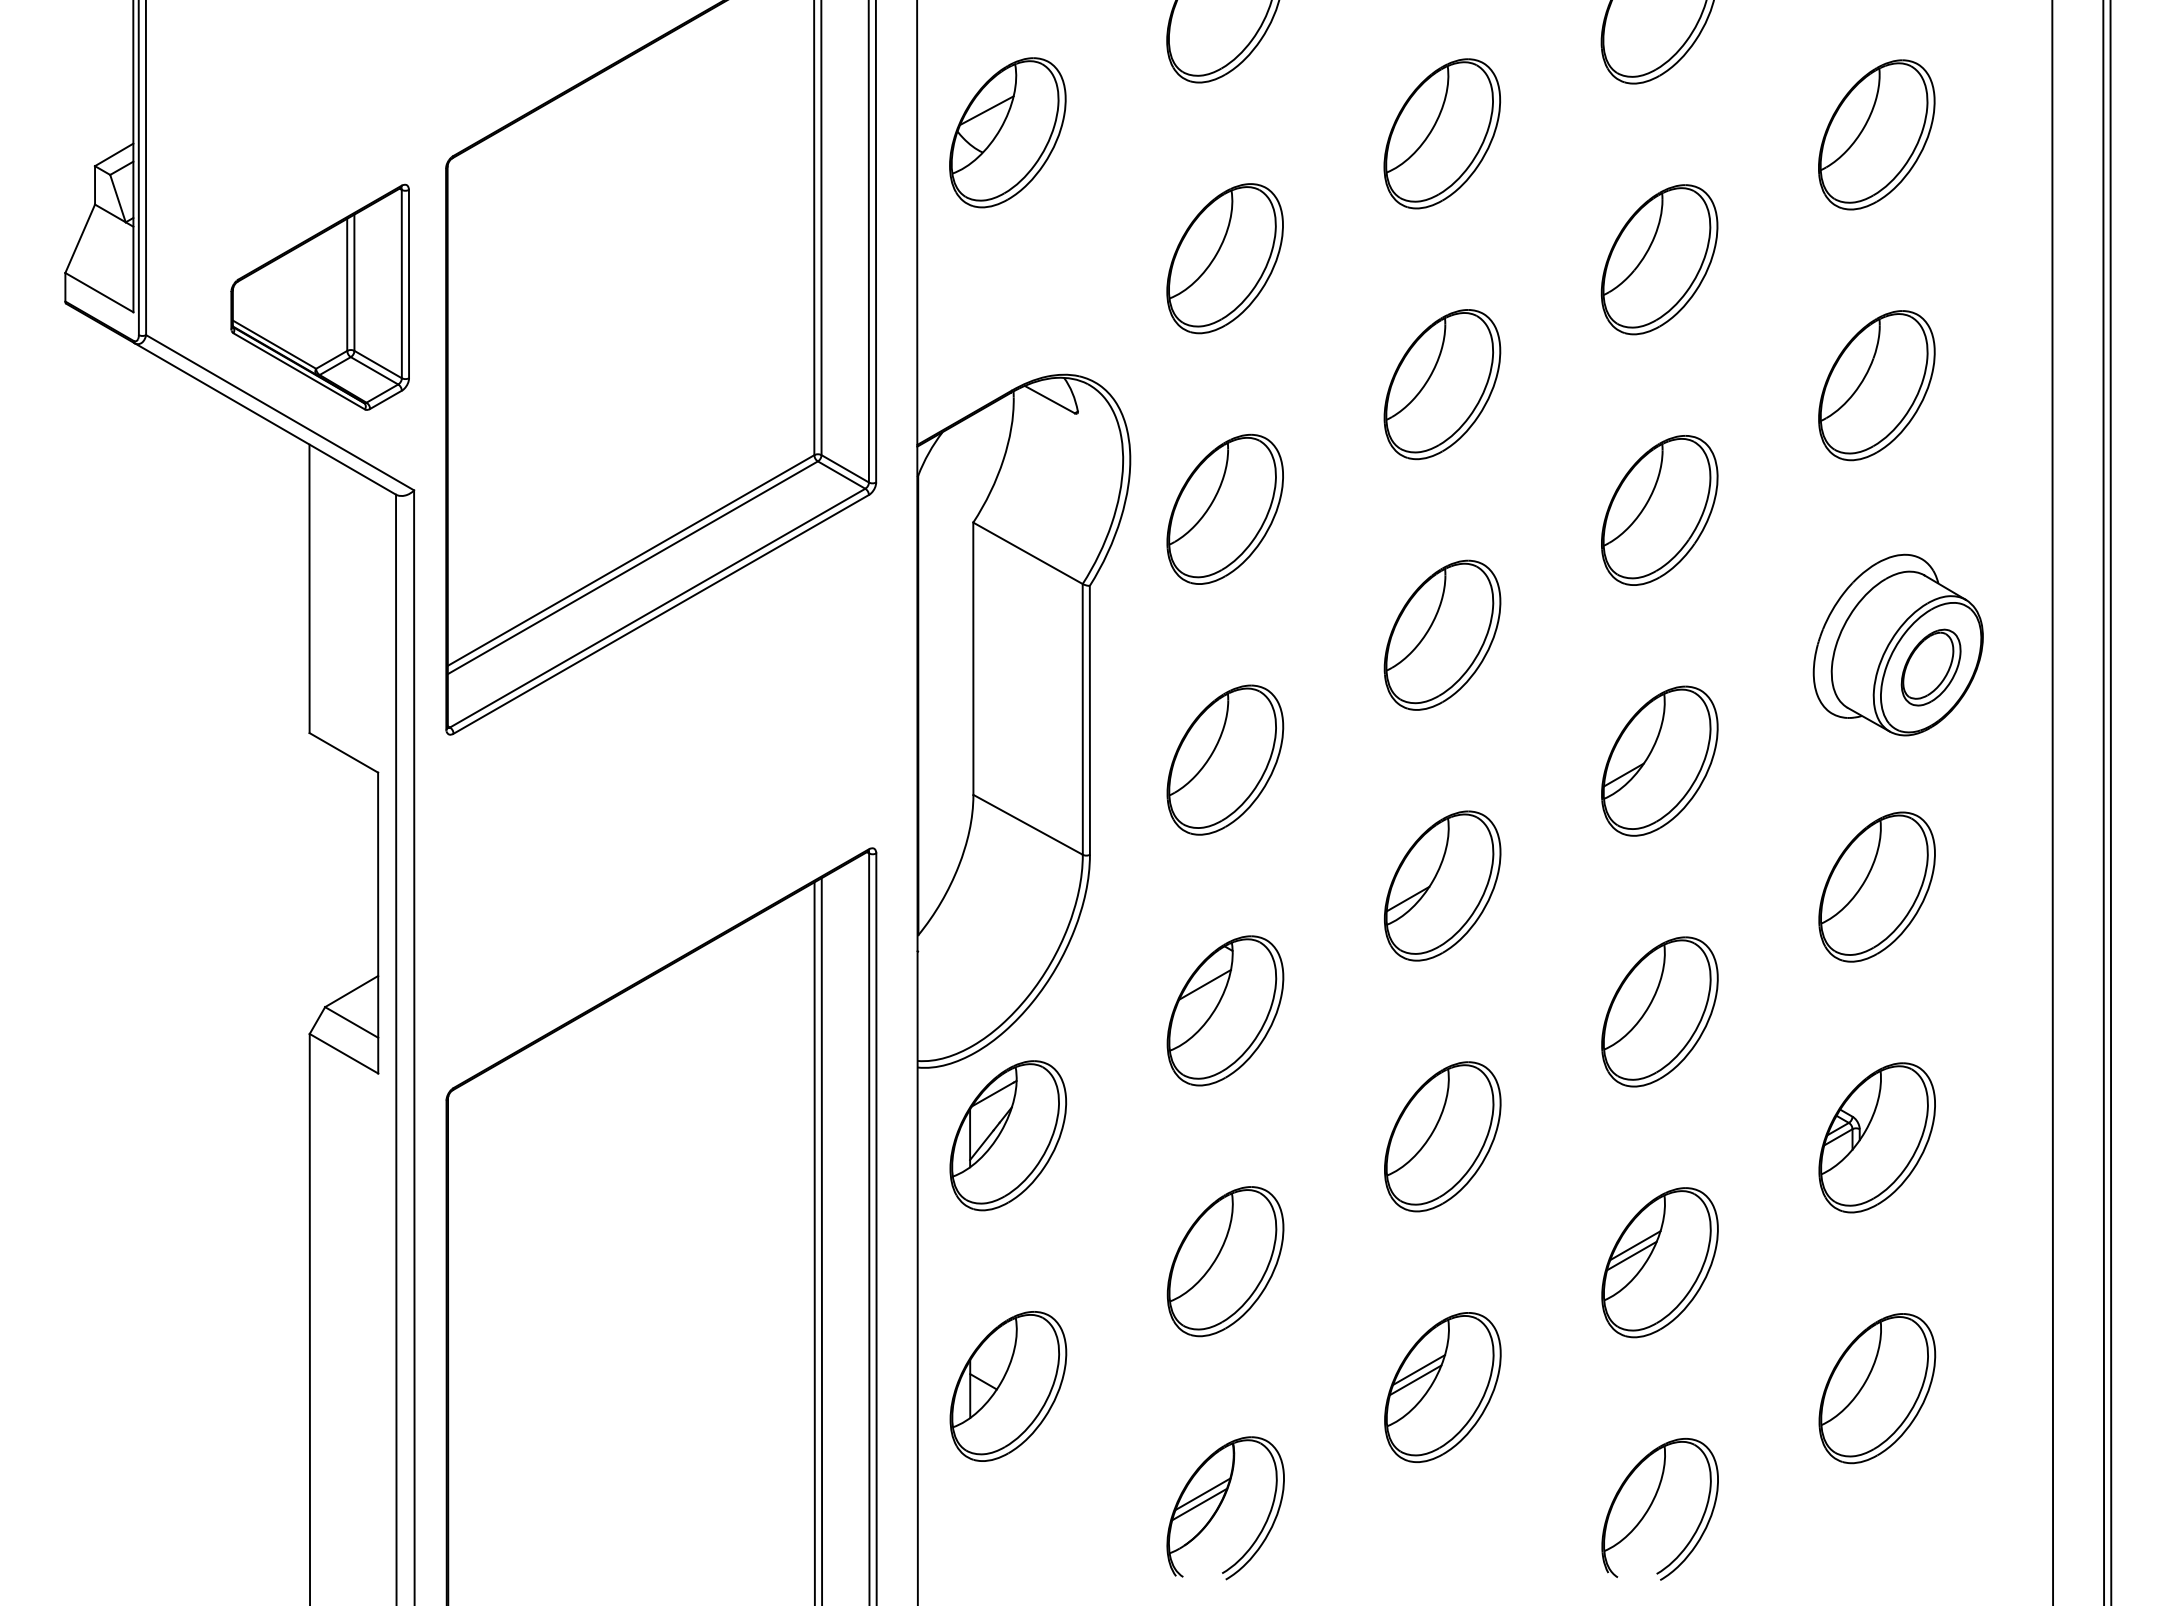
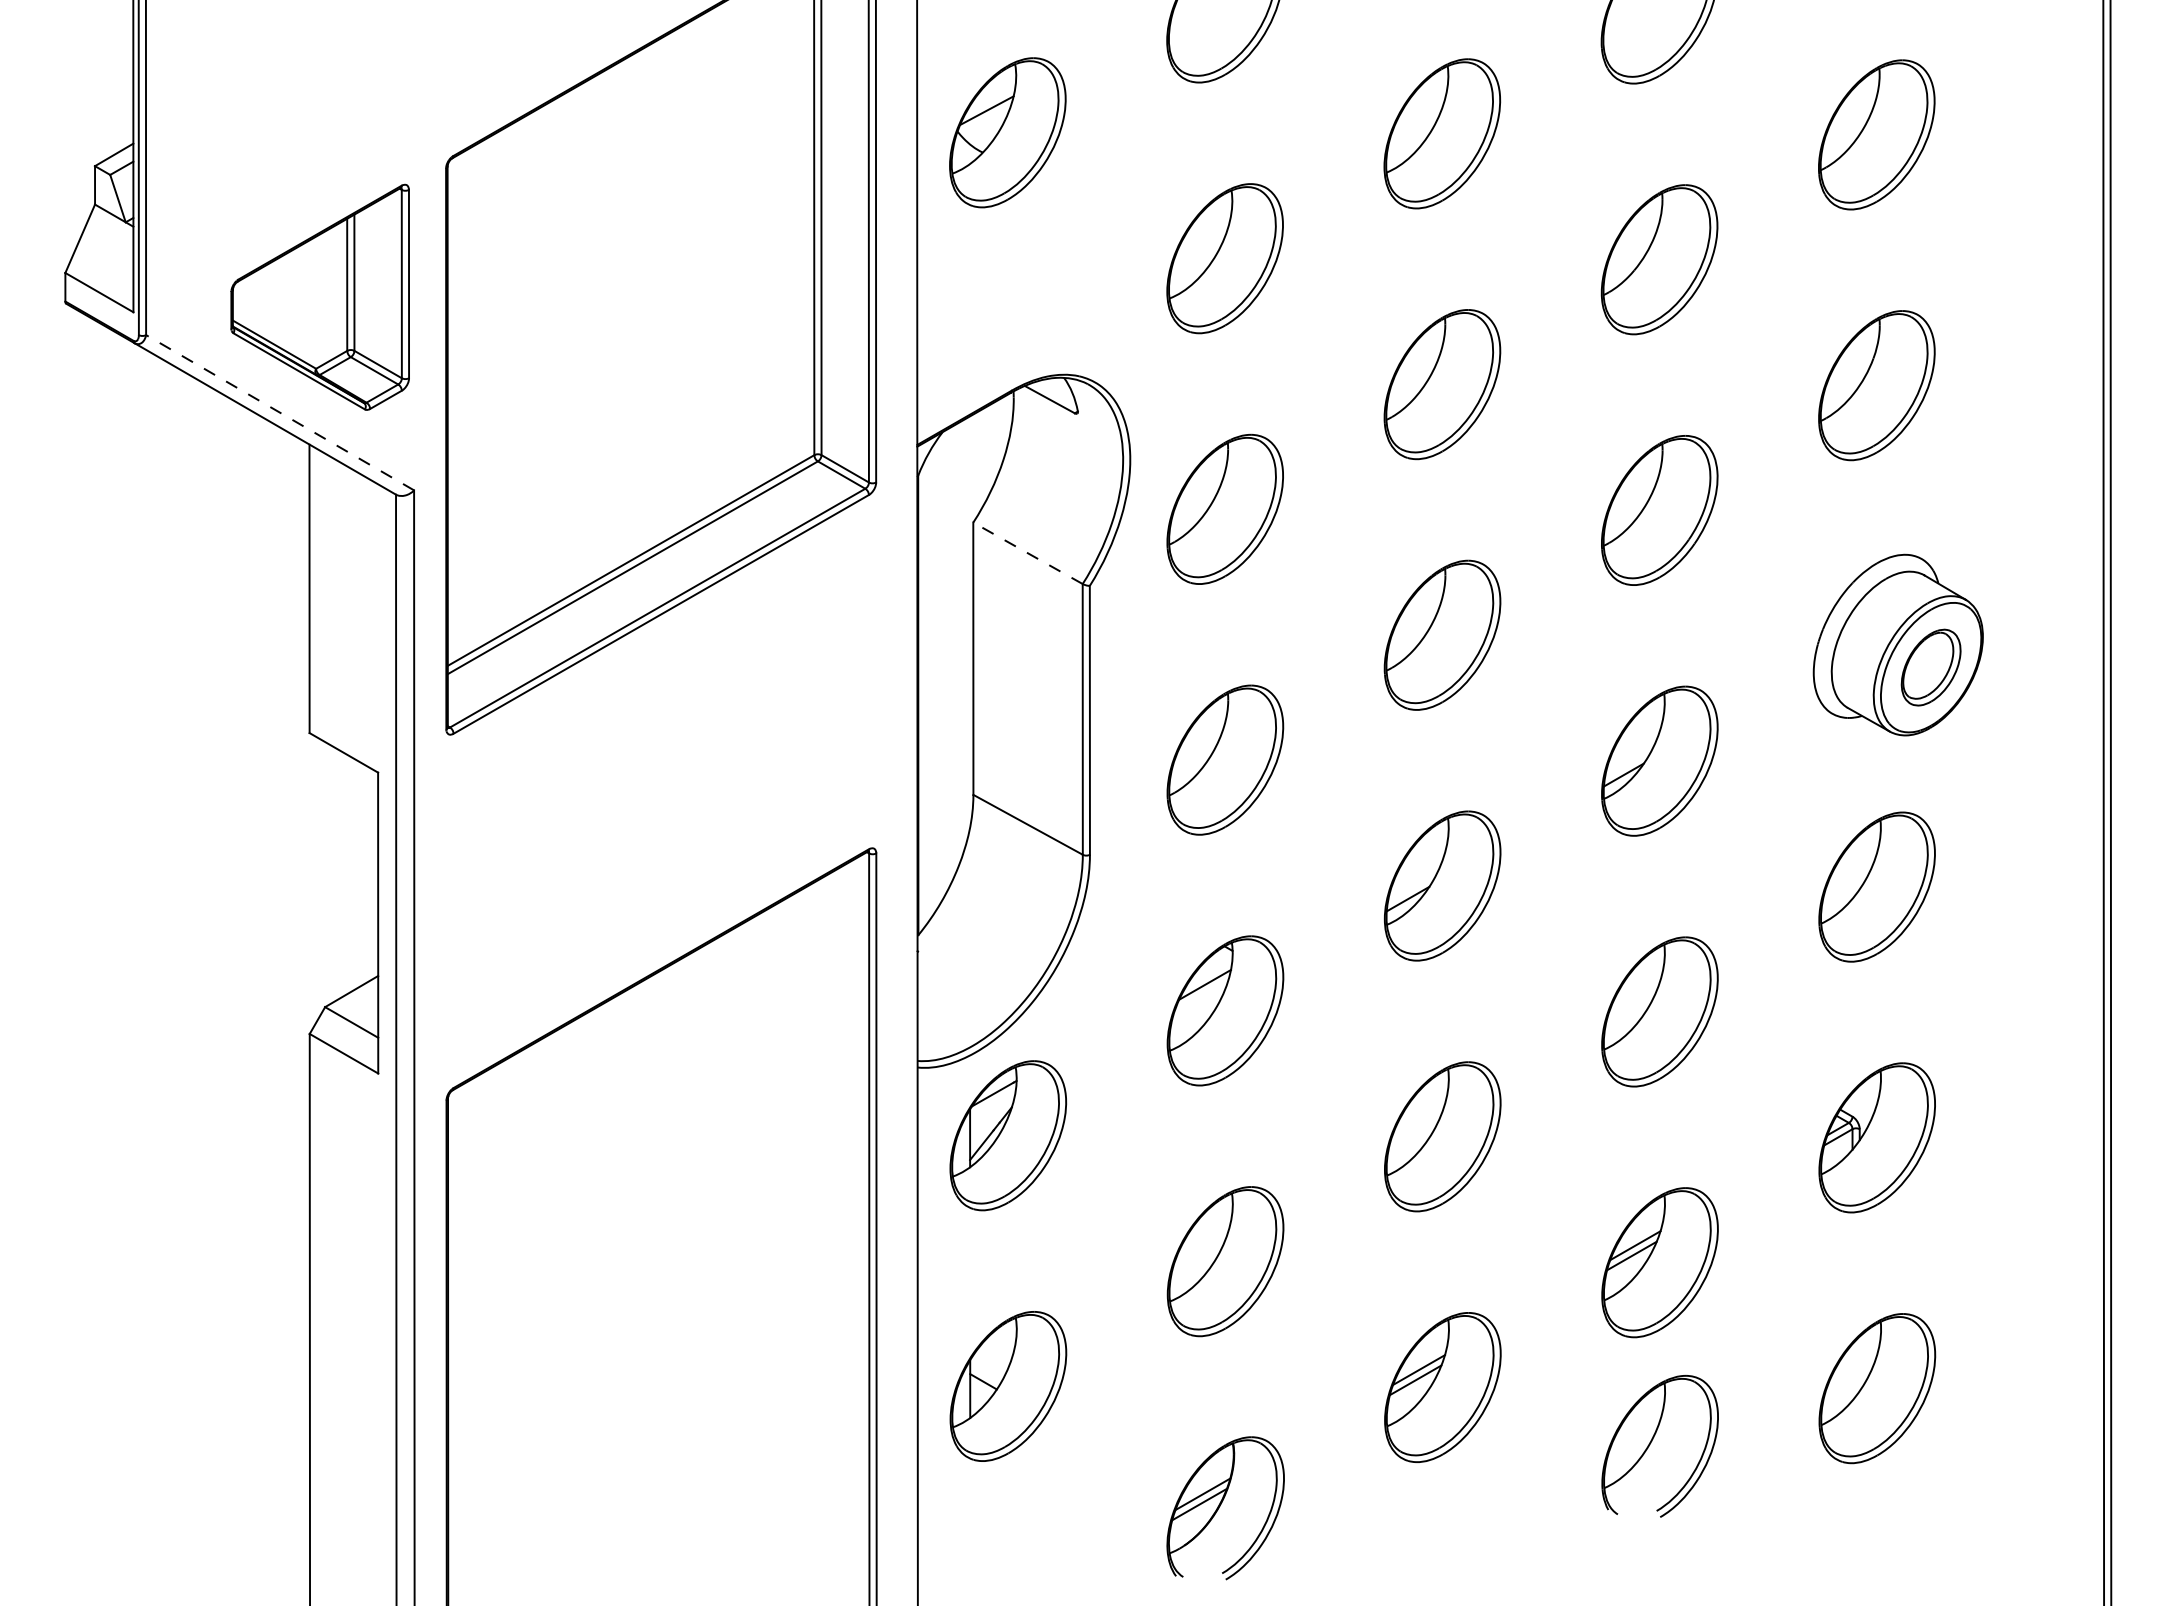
line: solid -> dashed (280, 412)
line: solid -> dashed (1028, 553)
line: present -> none (2052, 802)
line: present -> none (821, 1240)
line: present -> none (814, 1242)
part position: (1651, 1506) -> (1651, 1443) (1651, 1443)
